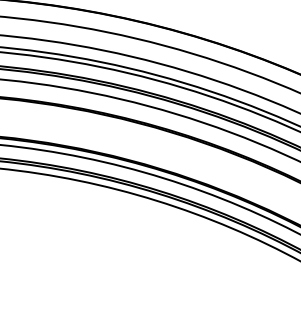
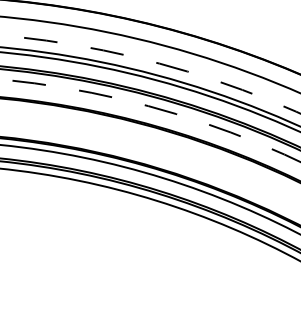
arc: solid -> dashed (153, 62)
arc: solid -> dashed (153, 107)
